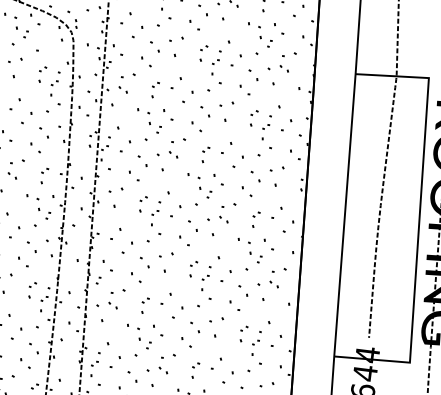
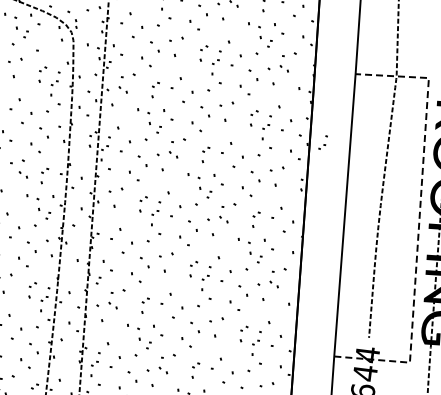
part: none -> present (322, 142)
part position: (12, 175) -> (23, 174) (23, 174)
line: solid -> dashed (419, 221)
